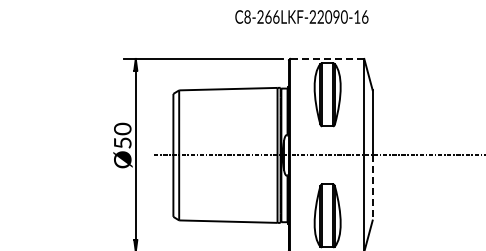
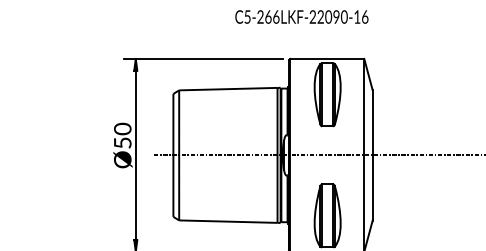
text: C8-266LKF-22090-16 -> C5-266LKF-22090-16 (247, 16)
line: dashed -> solid (326, 58)
line: dashed -> solid (372, 187)
